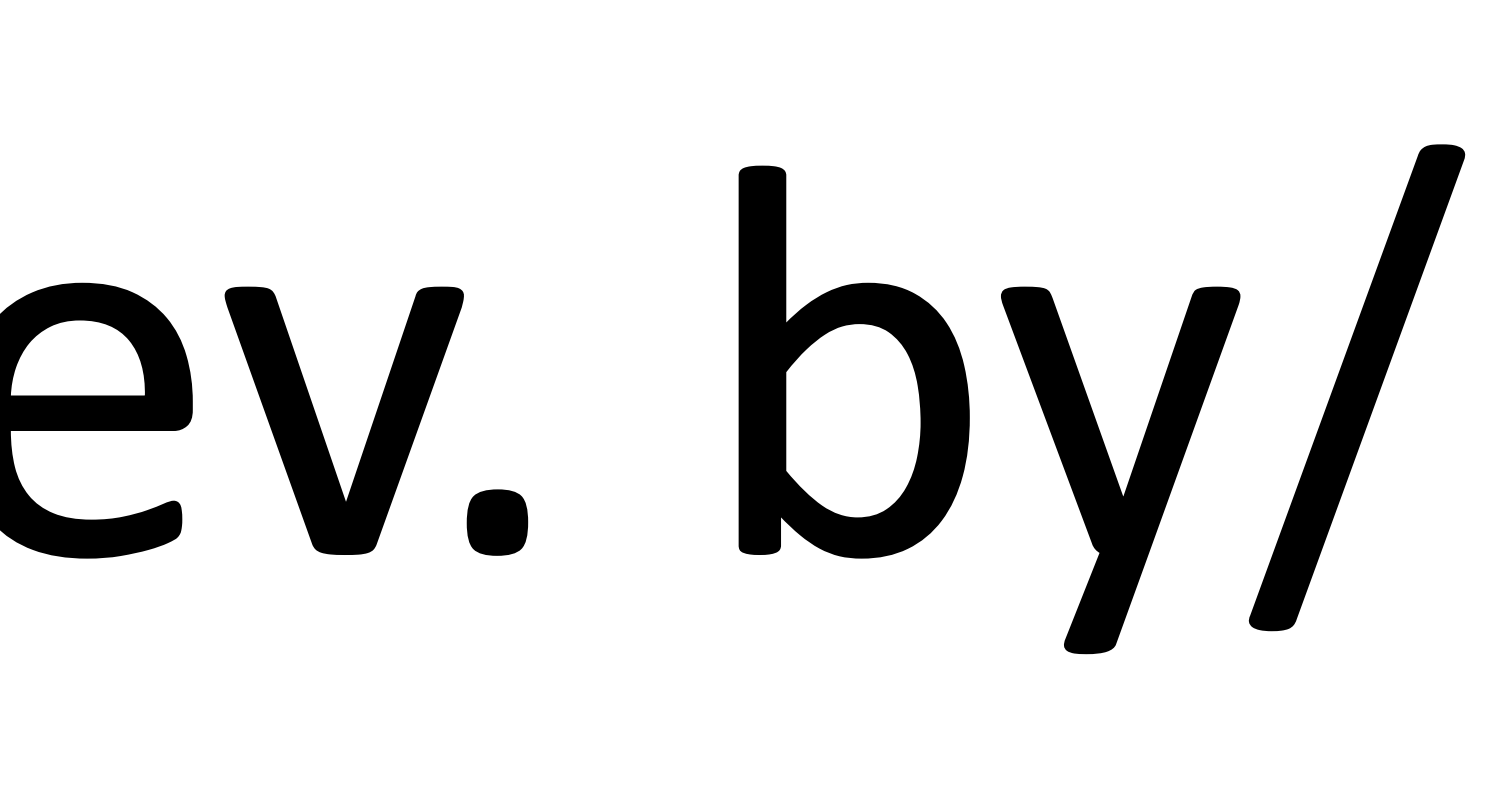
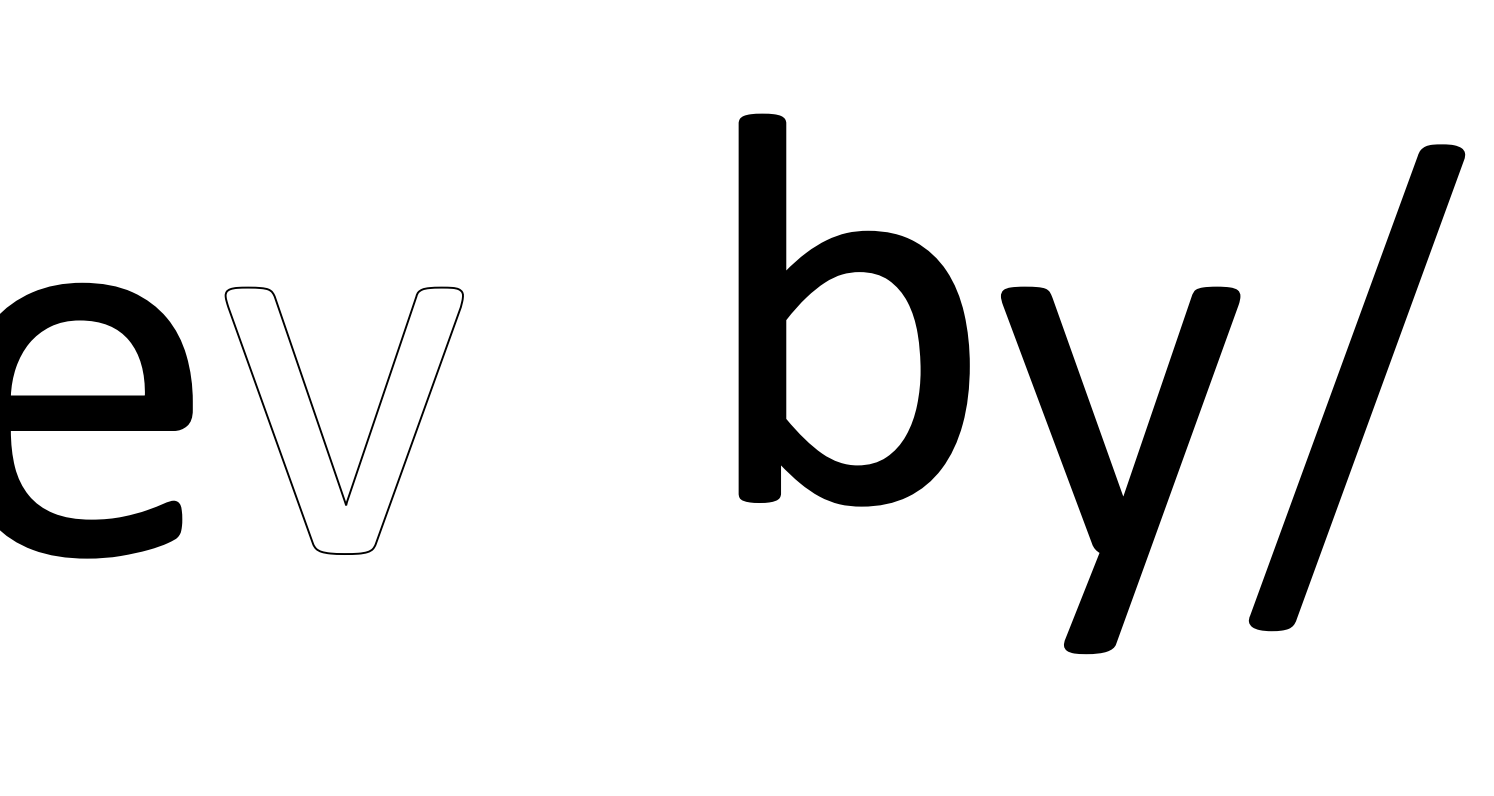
part position: (853, 361) -> (853, 309) (853, 309)
fill: present -> none (344, 420)
part: present -> none (497, 522)
